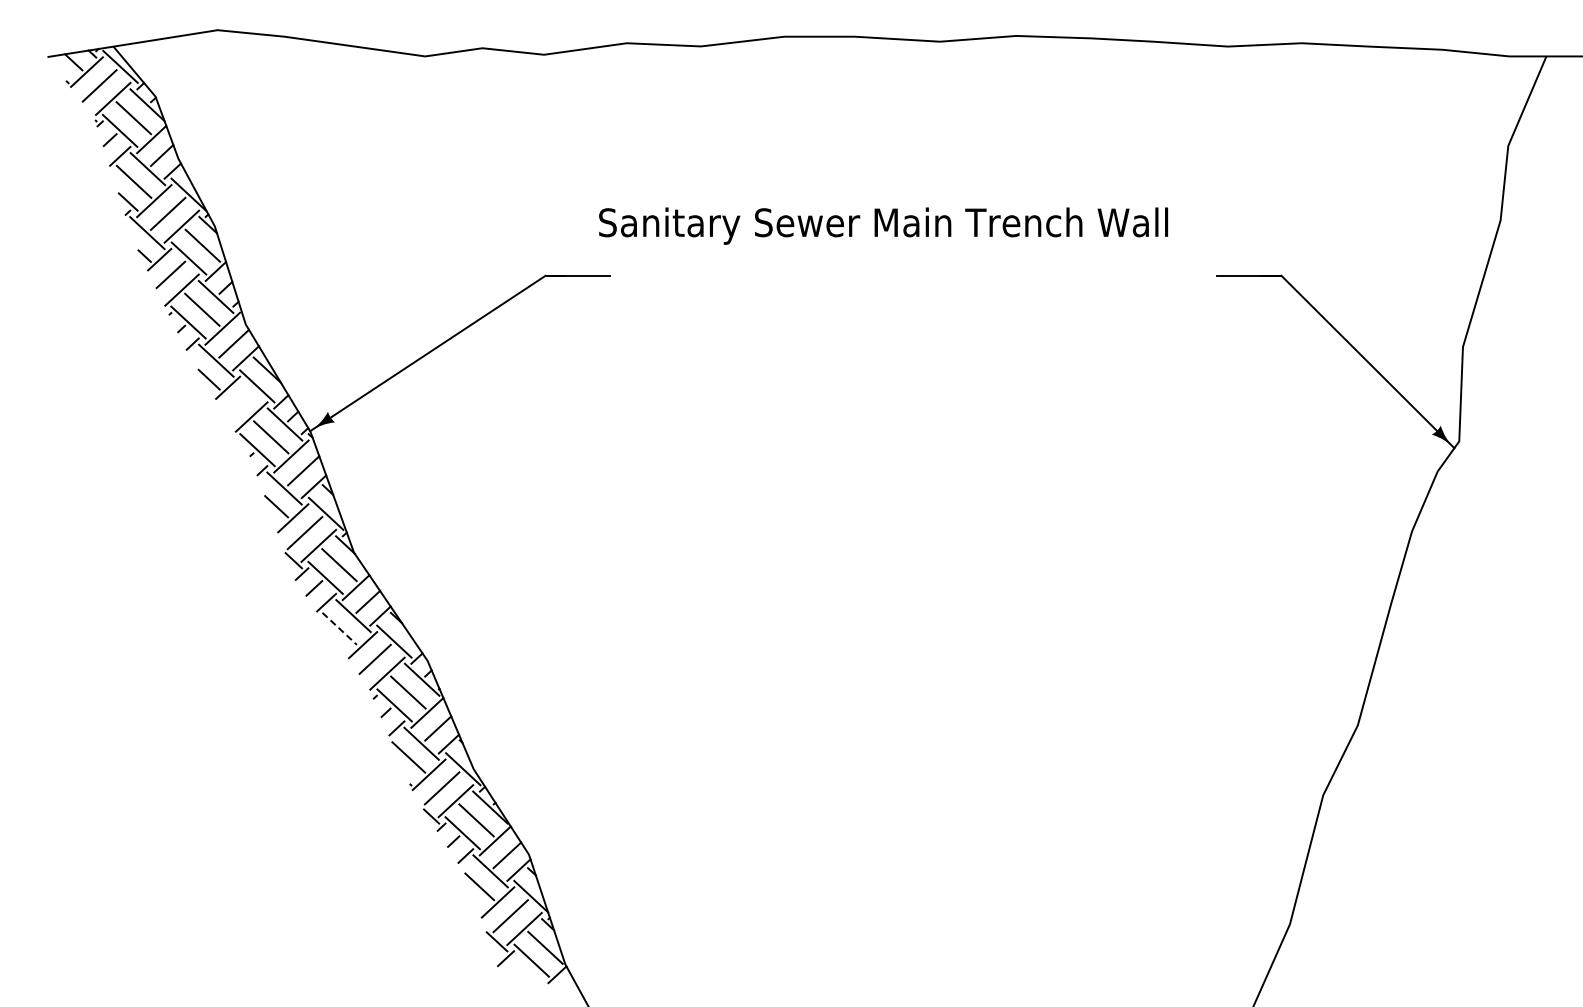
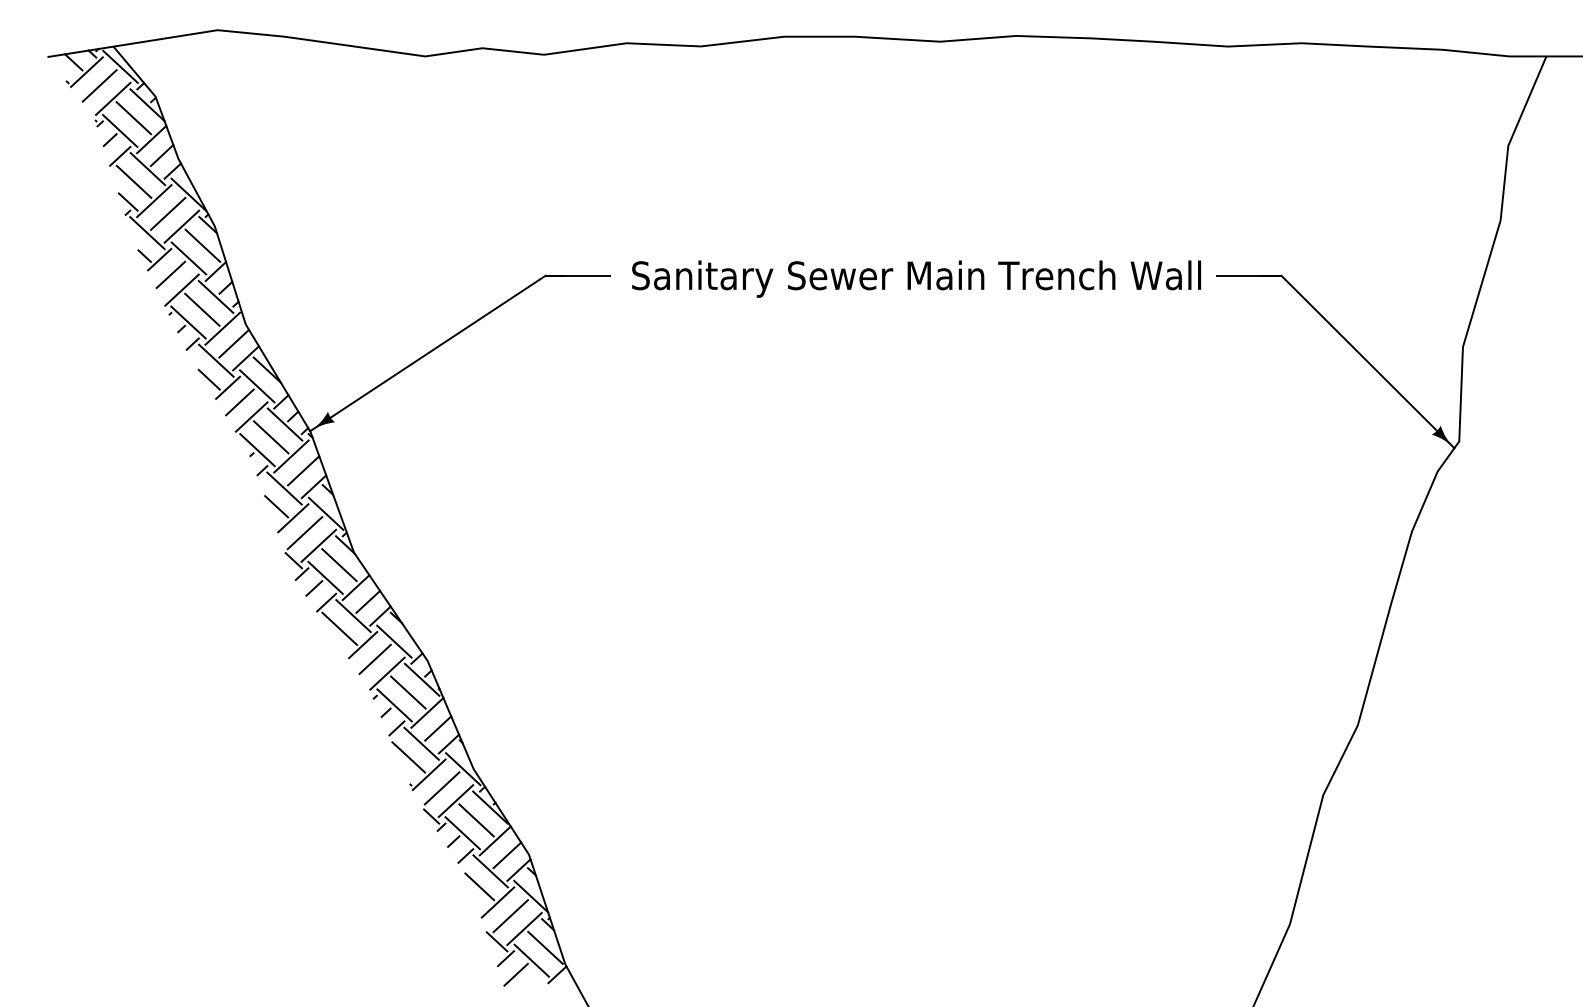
text position: (883, 225) -> (916, 278) (916, 278)
line: none -> present (239, 402)
line: dashed -> solid (339, 628)
line: none -> present (515, 974)
